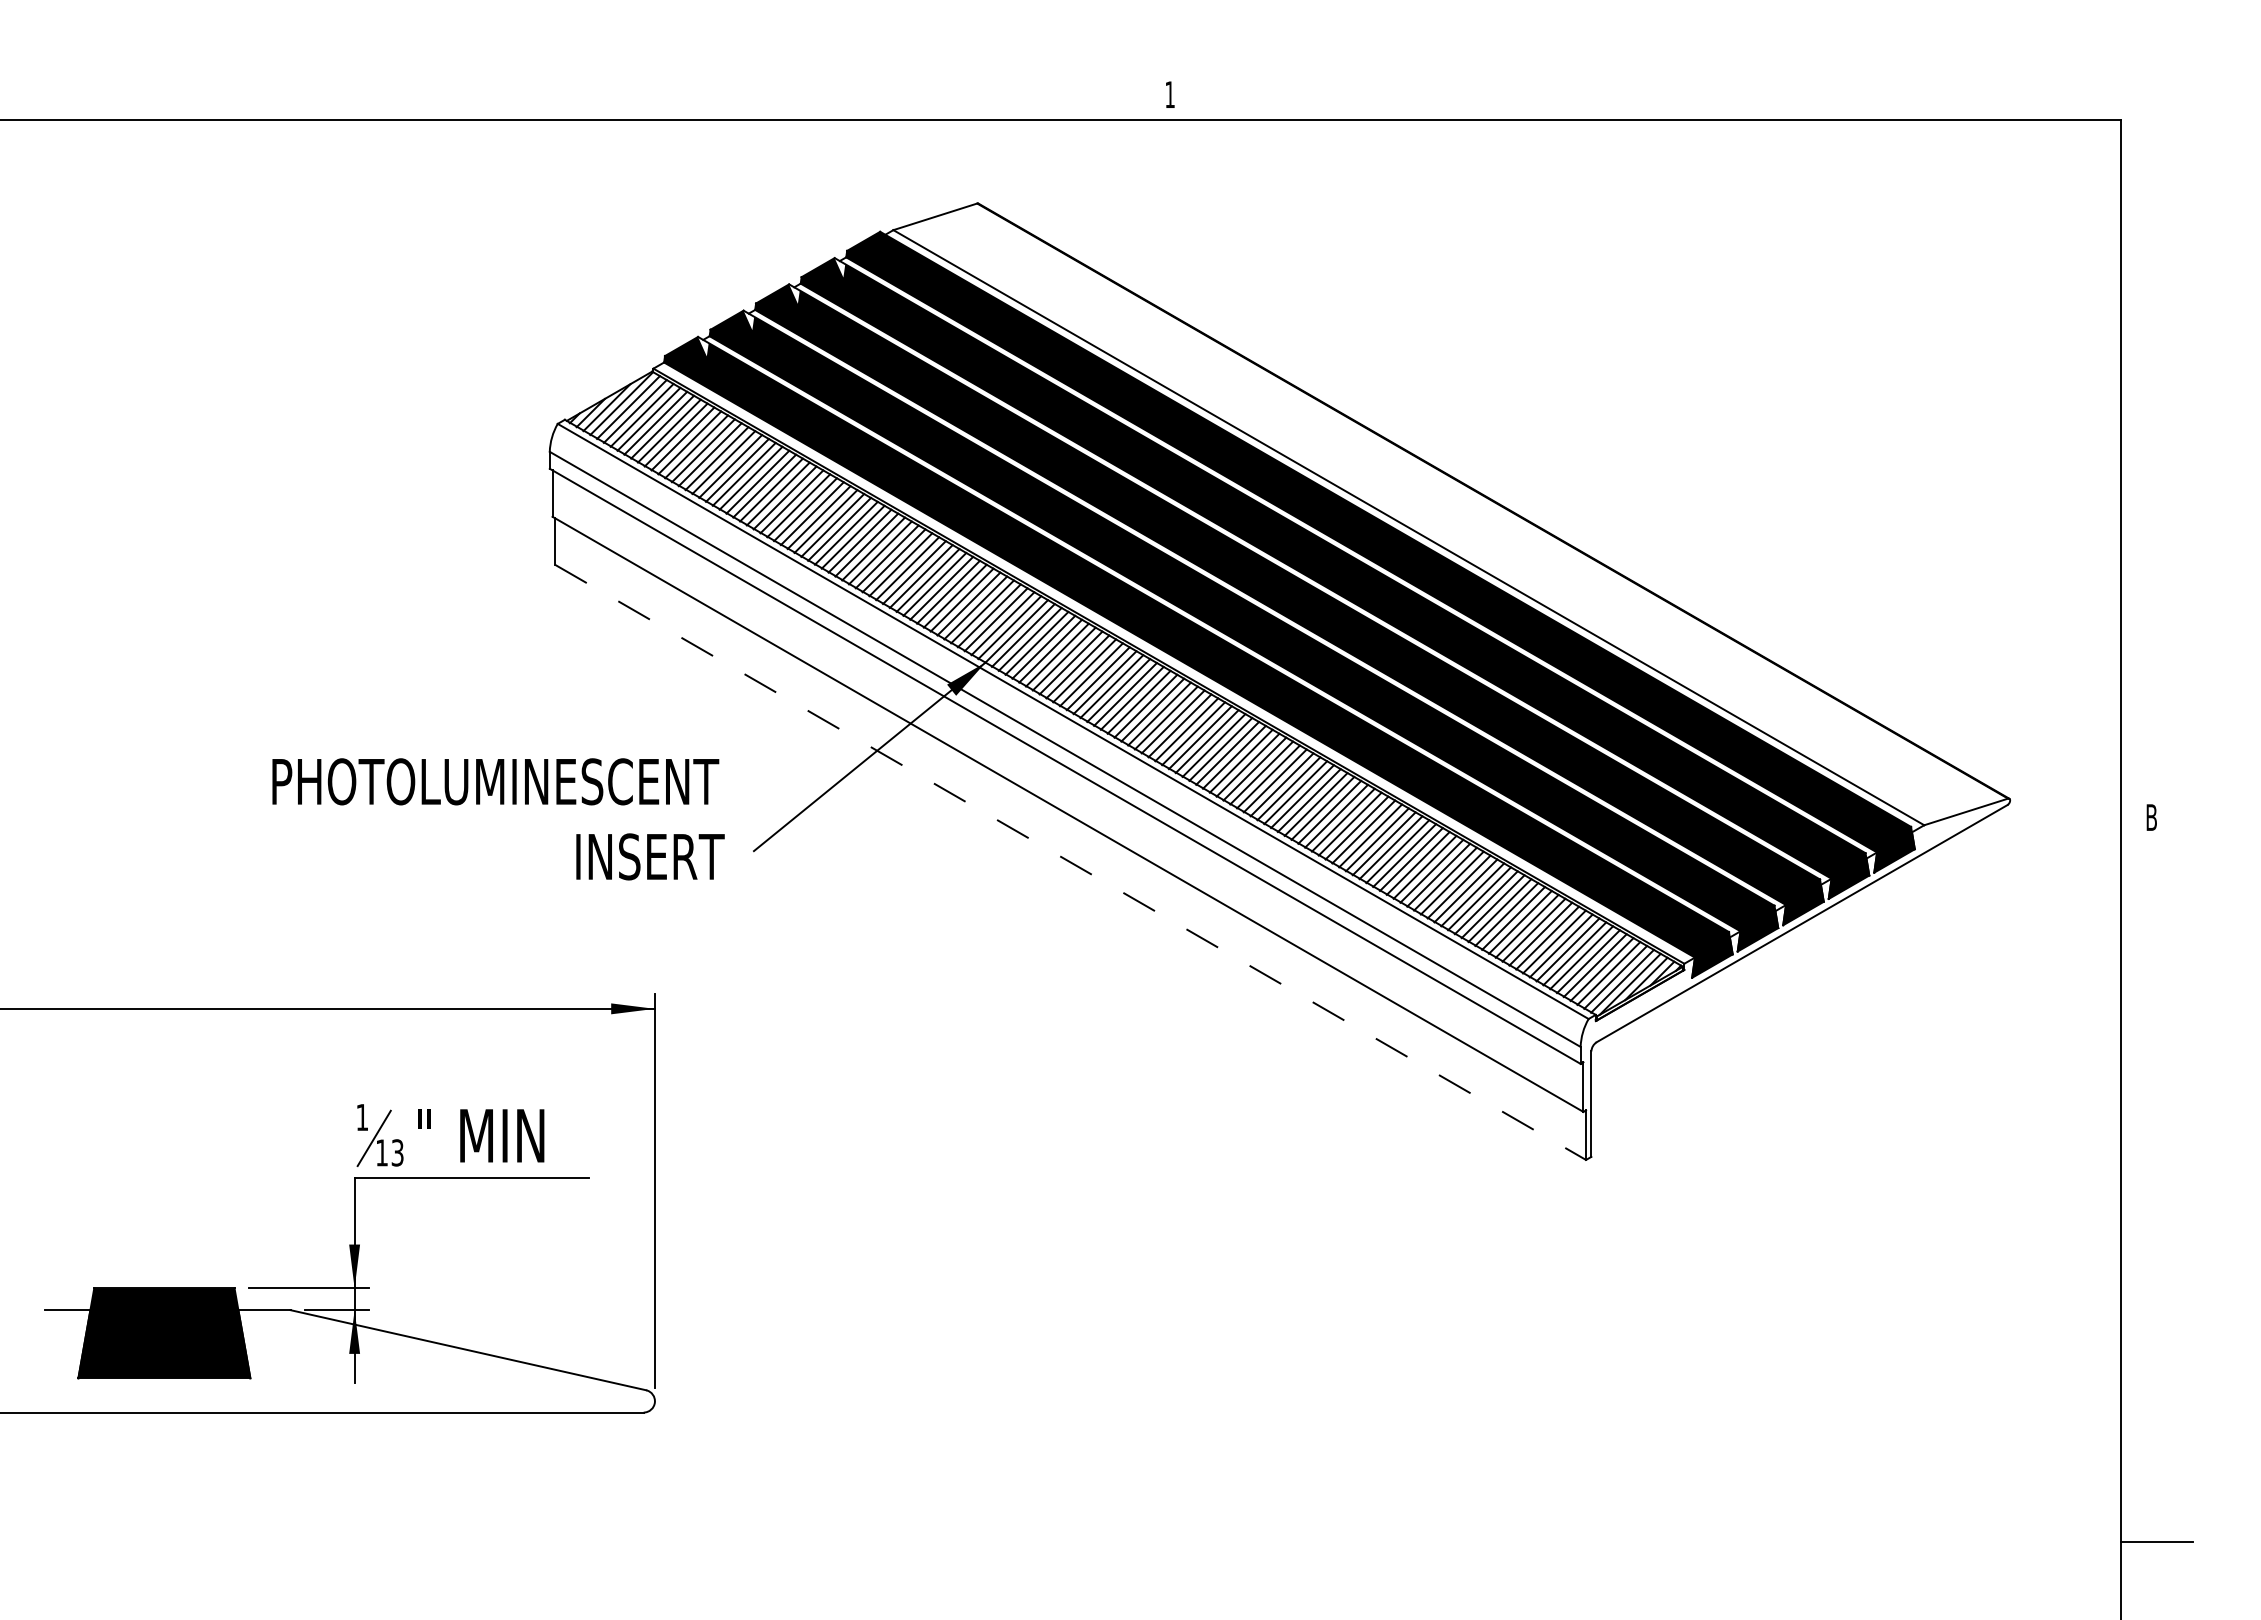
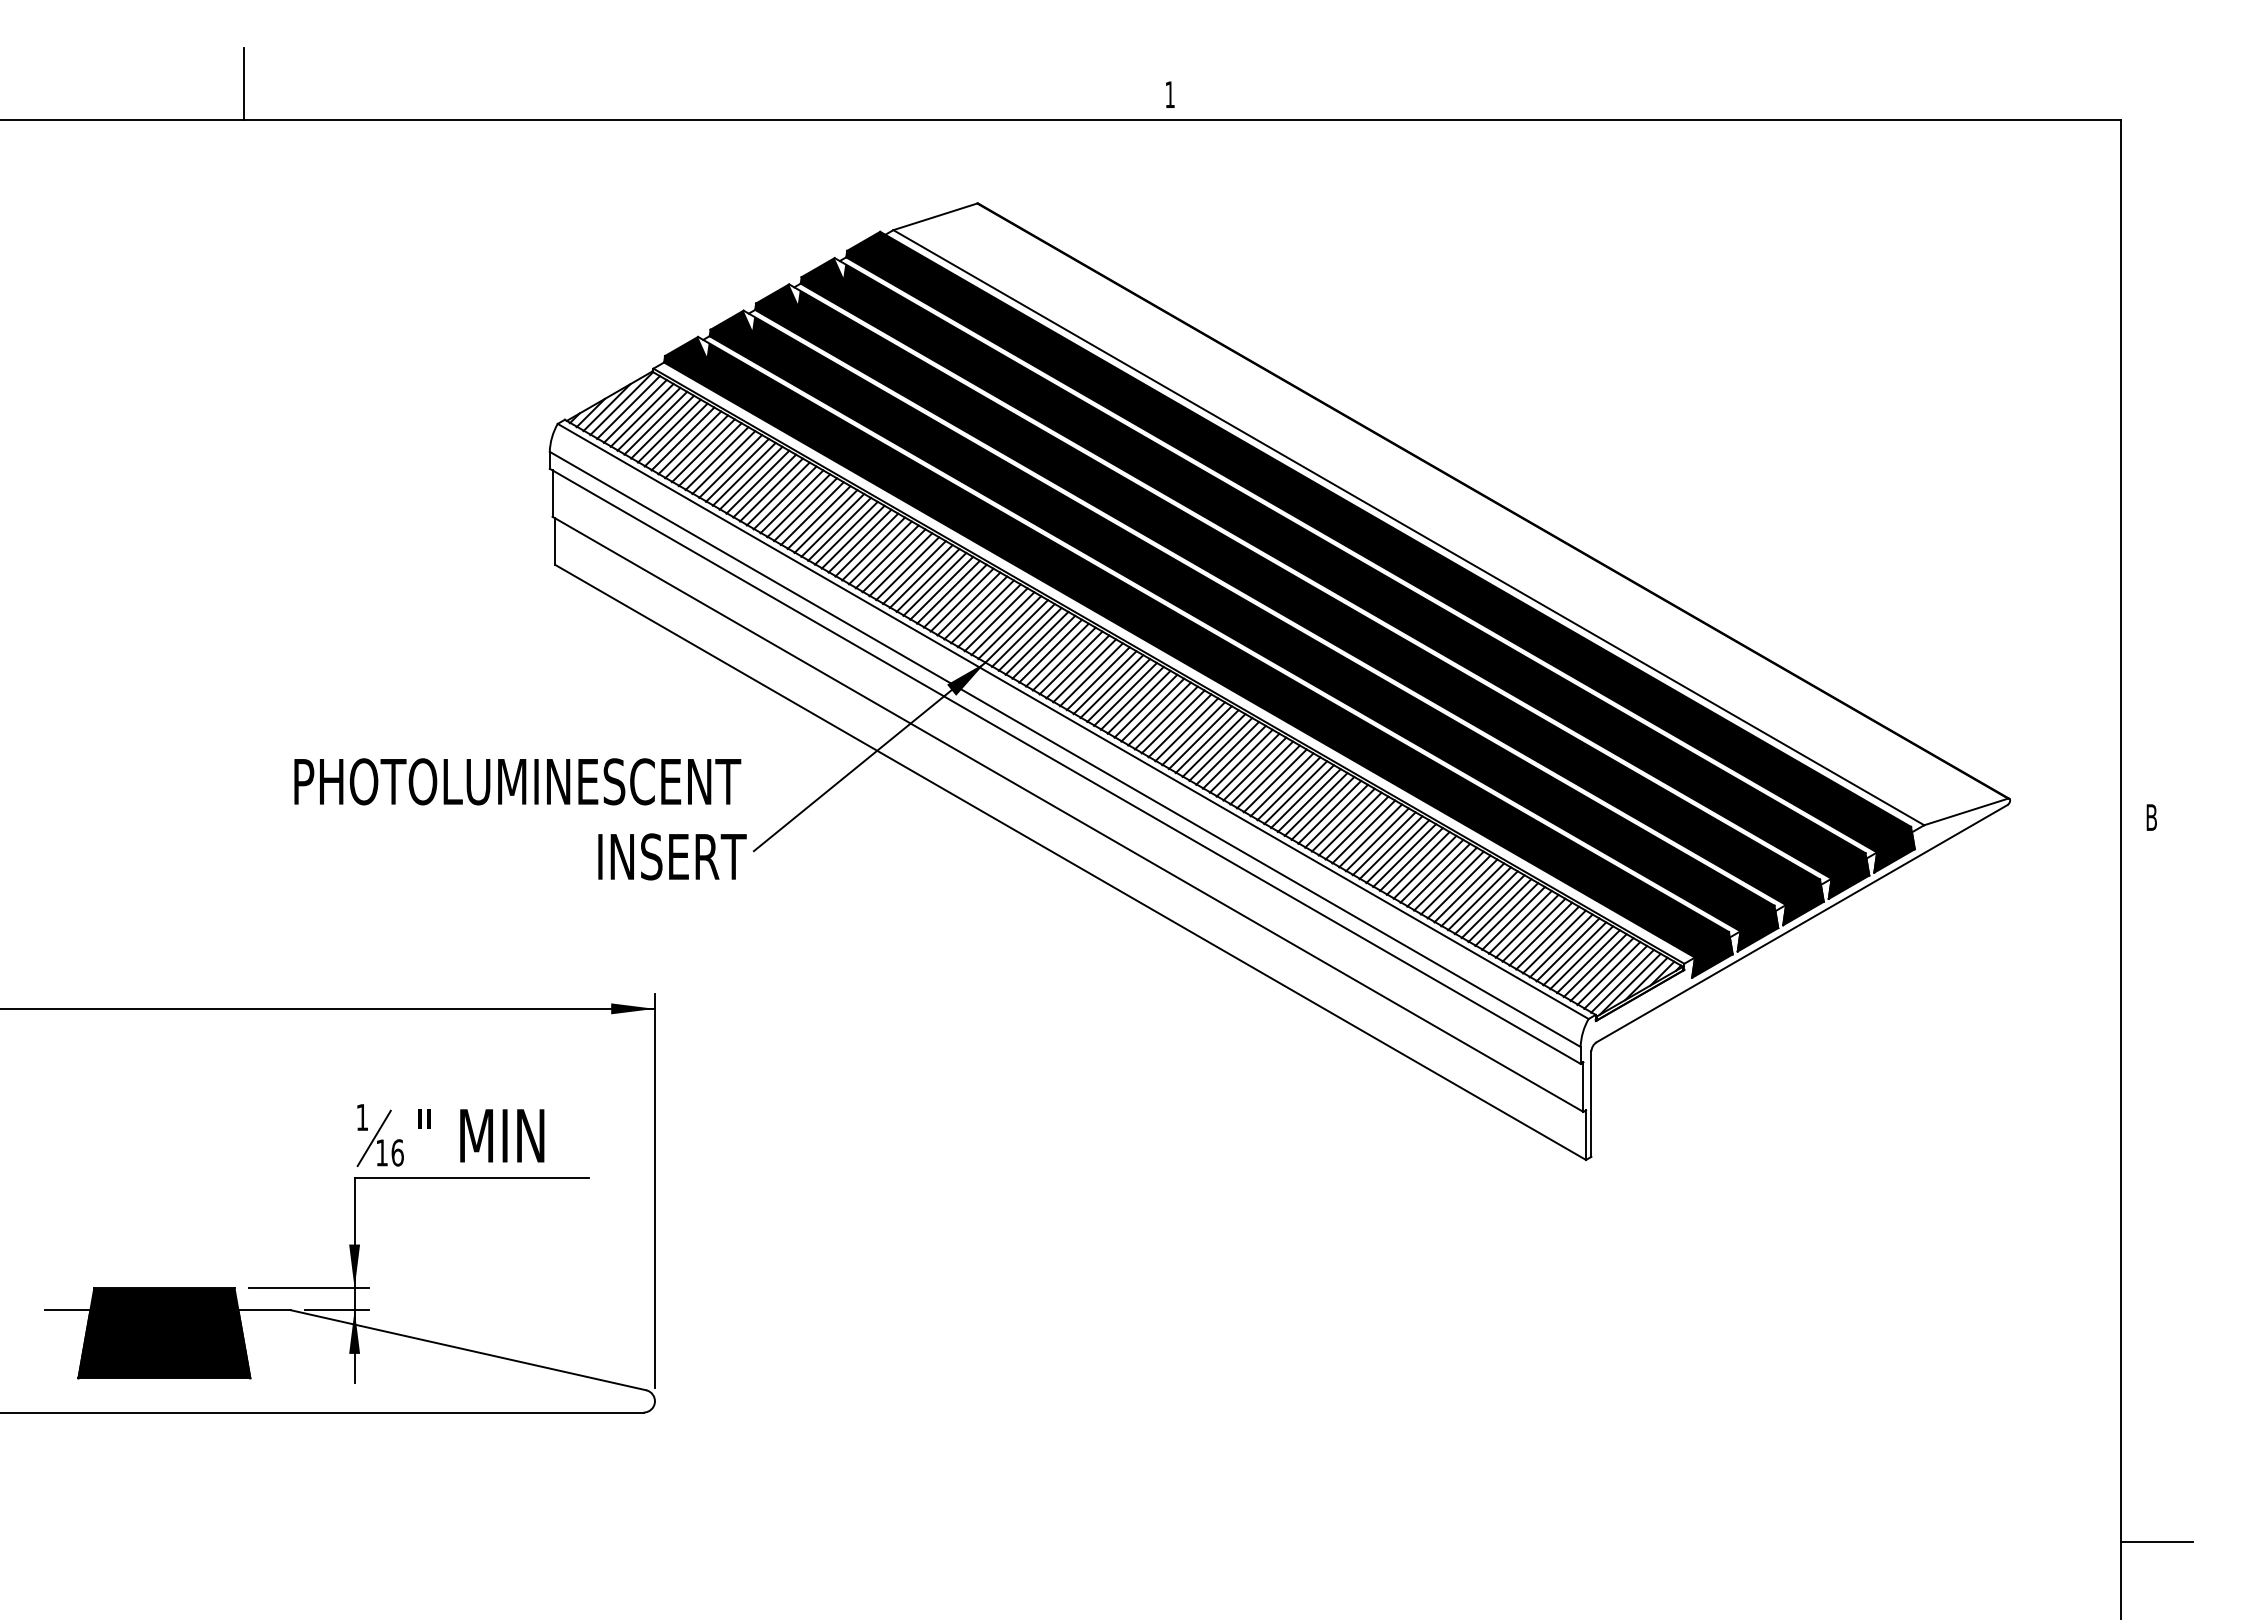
line: none -> present (244, 84)
text position: (498, 819) -> (520, 819) (520, 819)
line: dashed -> solid (1071, 862)
text: 13 -> 16 (397, 1152)
